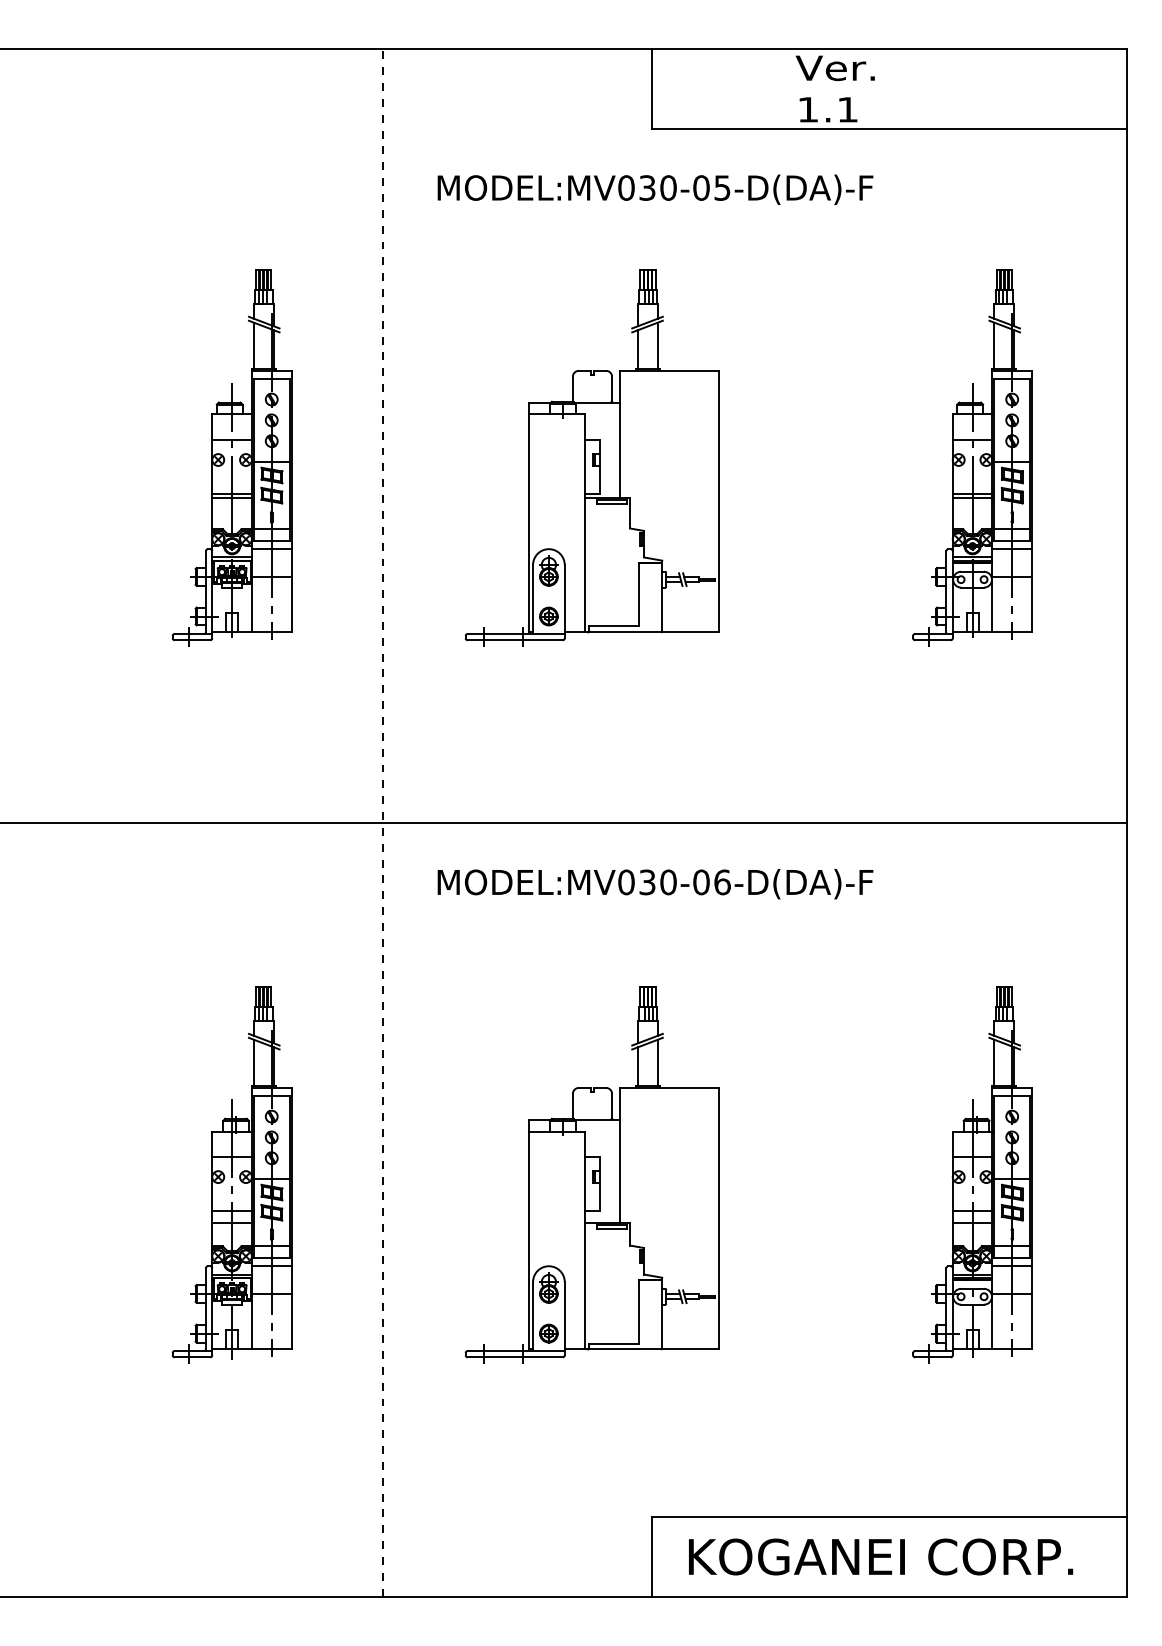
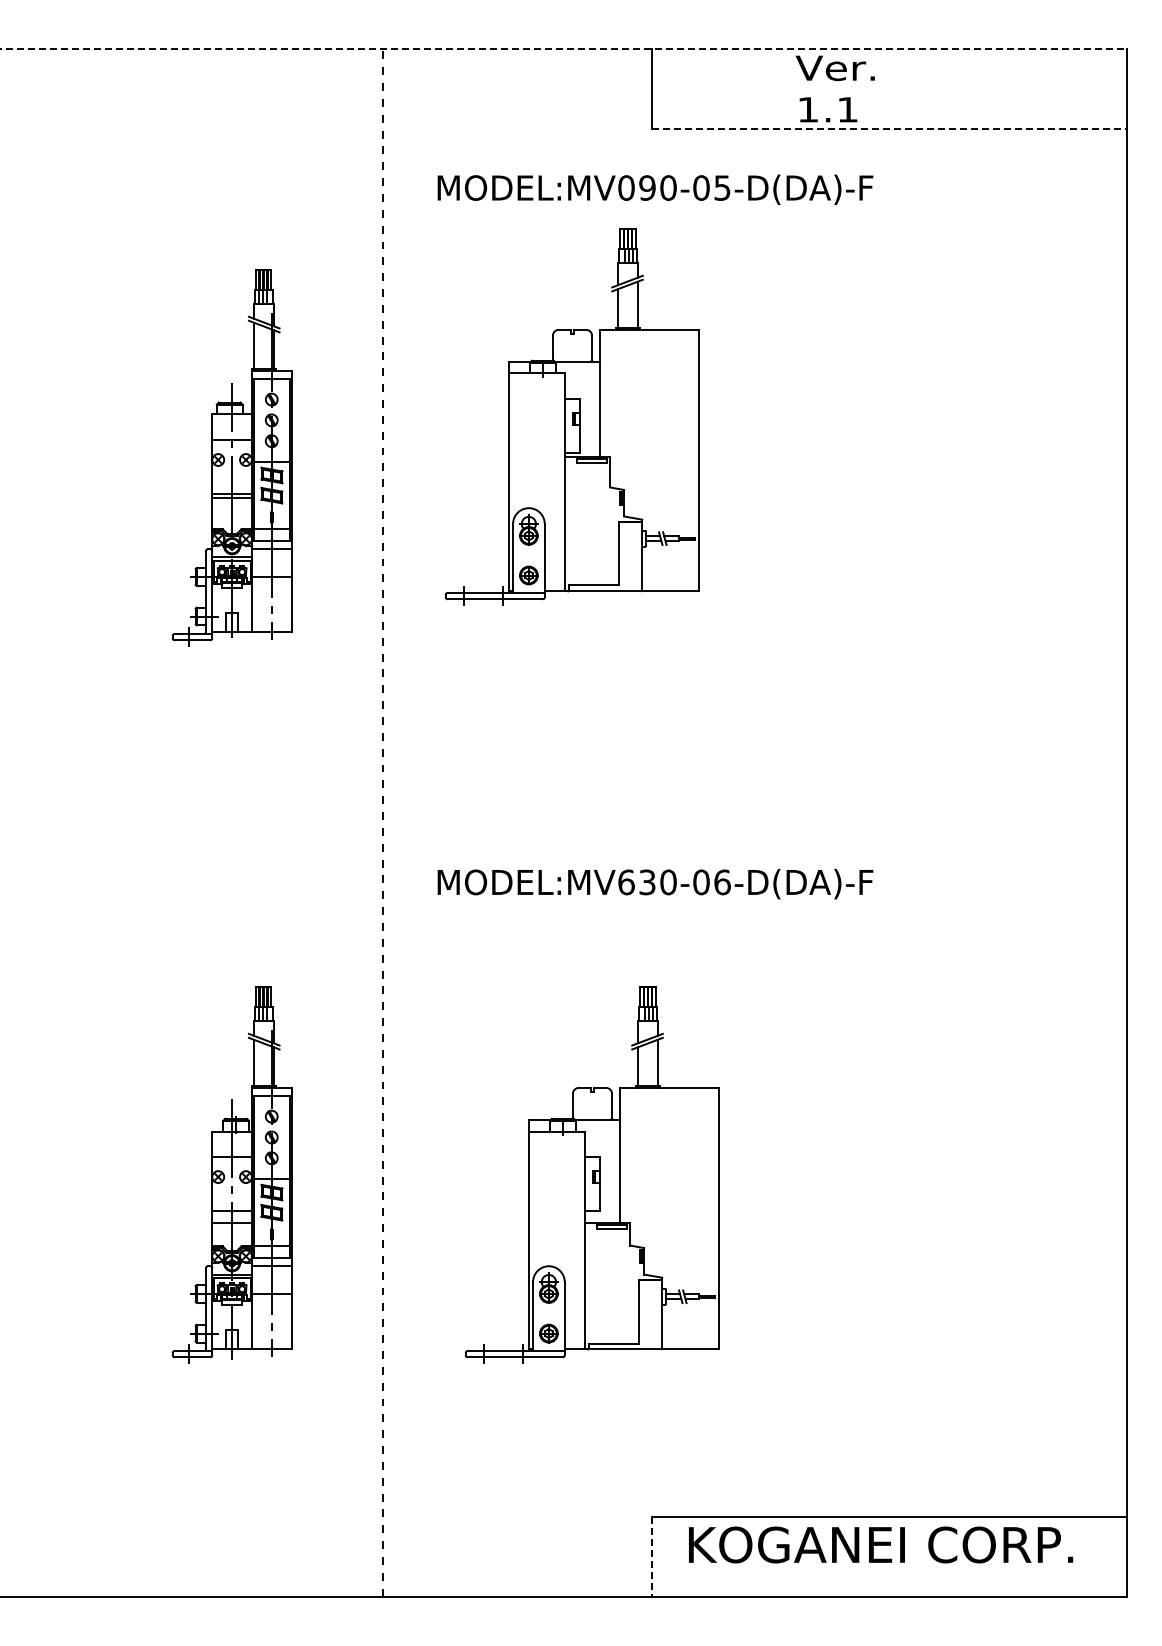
line: solid -> dashed (564, 49)
line: solid -> dashed (889, 128)
text: MODEL:MV030-05-D(DA)-F -> MODEL:MV090-05-D(DA)-F (647, 187)
part position: (591, 457) -> (571, 416) (571, 416)
part: present -> none (972, 457)
line: present -> none (564, 823)
text: MODEL:MV030-06-D(DA)-F -> MODEL:MV630-06-D(DA)-F (626, 882)
part: present -> none (972, 1174)
line: solid -> dashed (651, 1556)
text position: (881, 1556) -> (881, 1544) (881, 1544)
